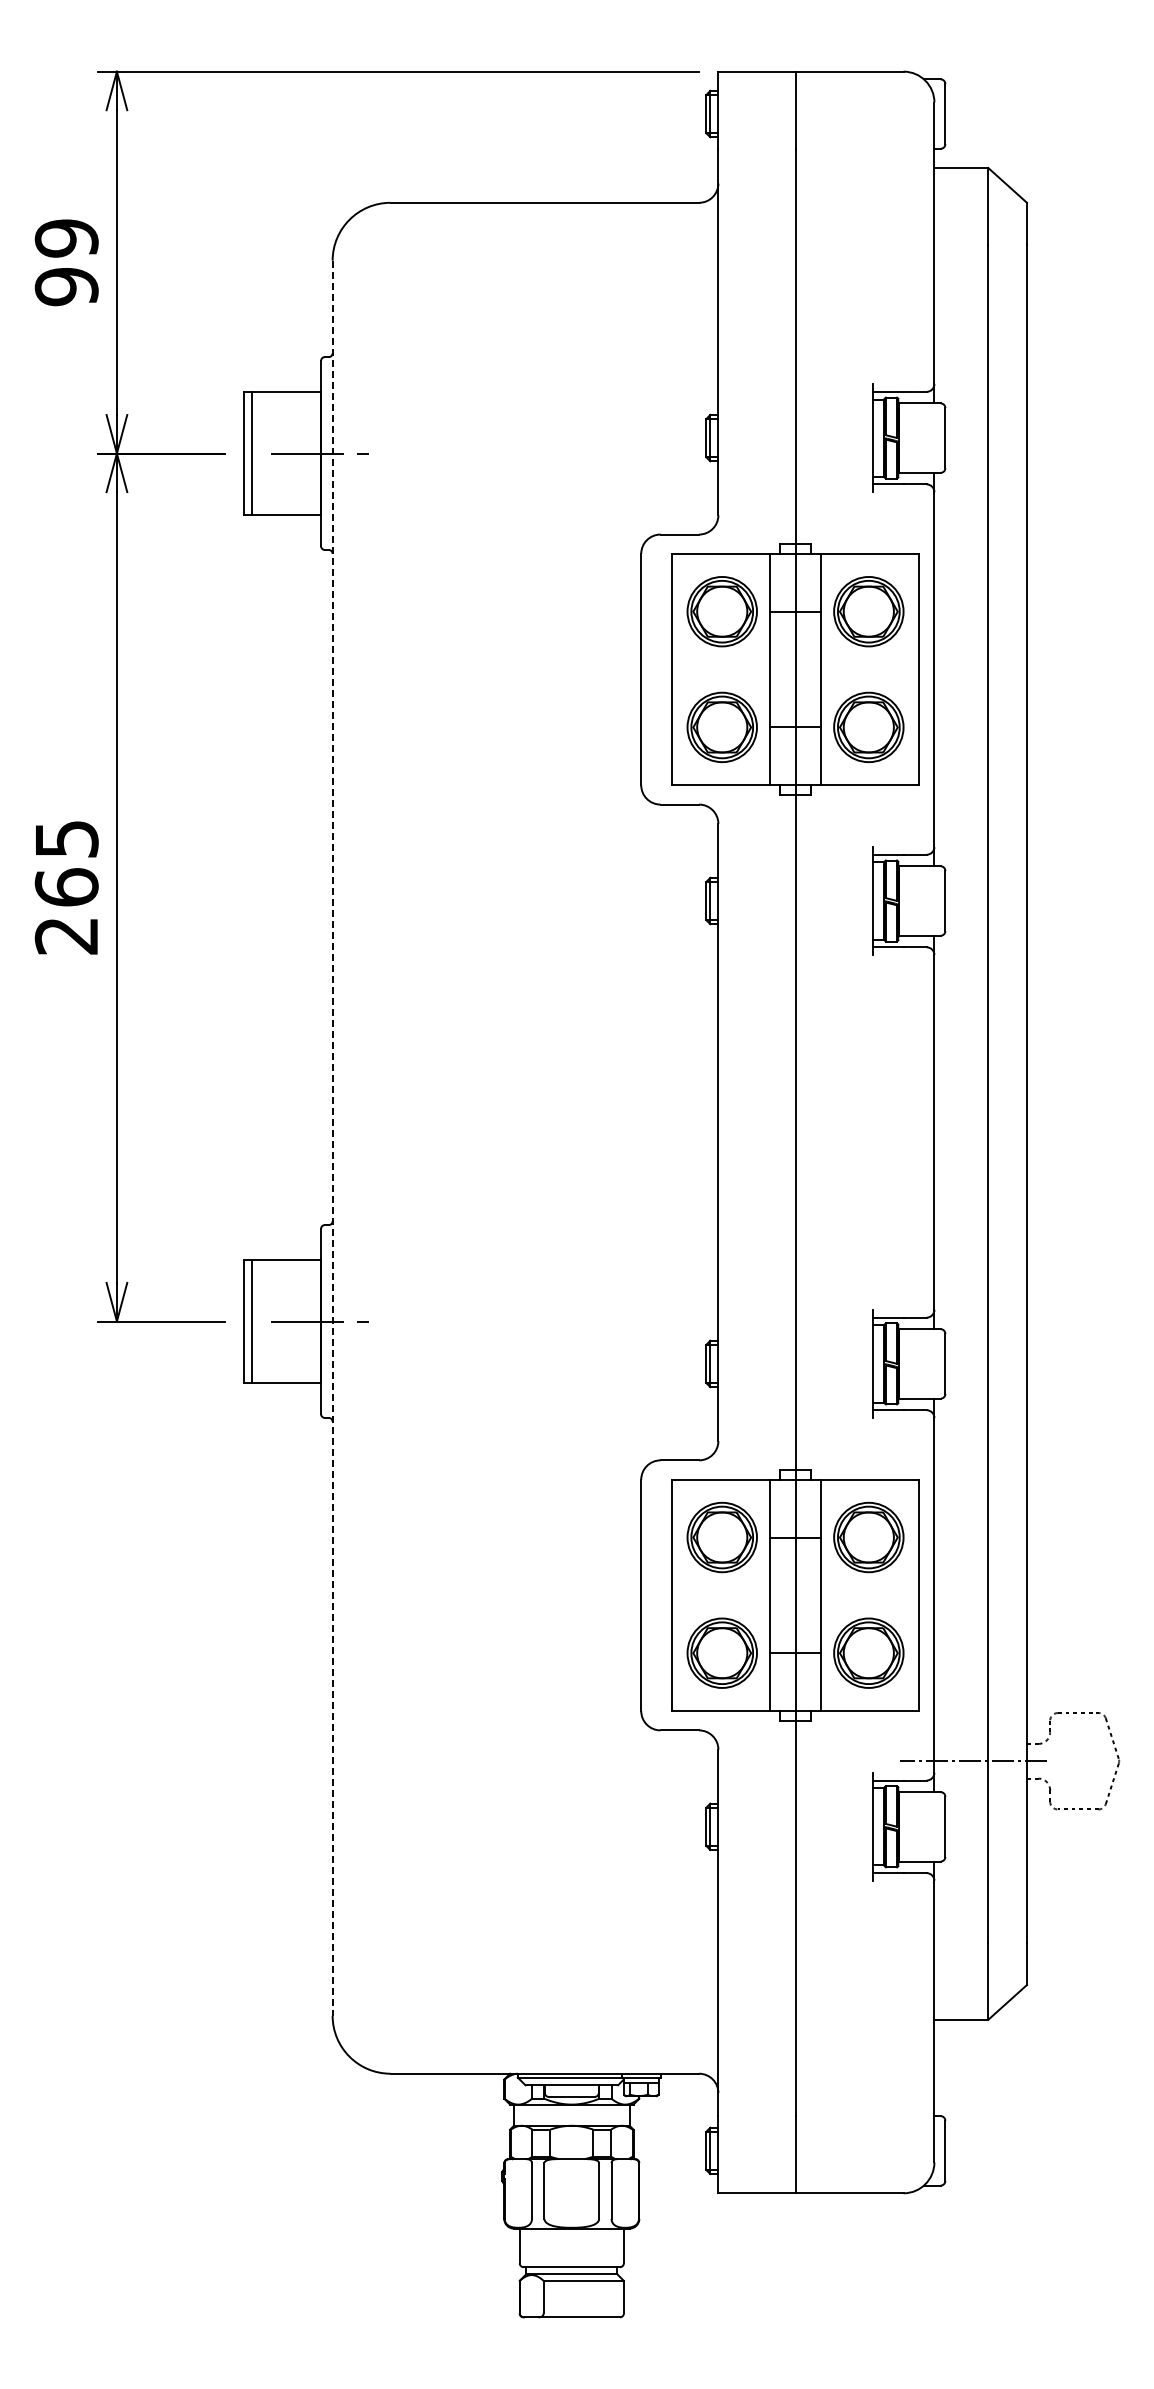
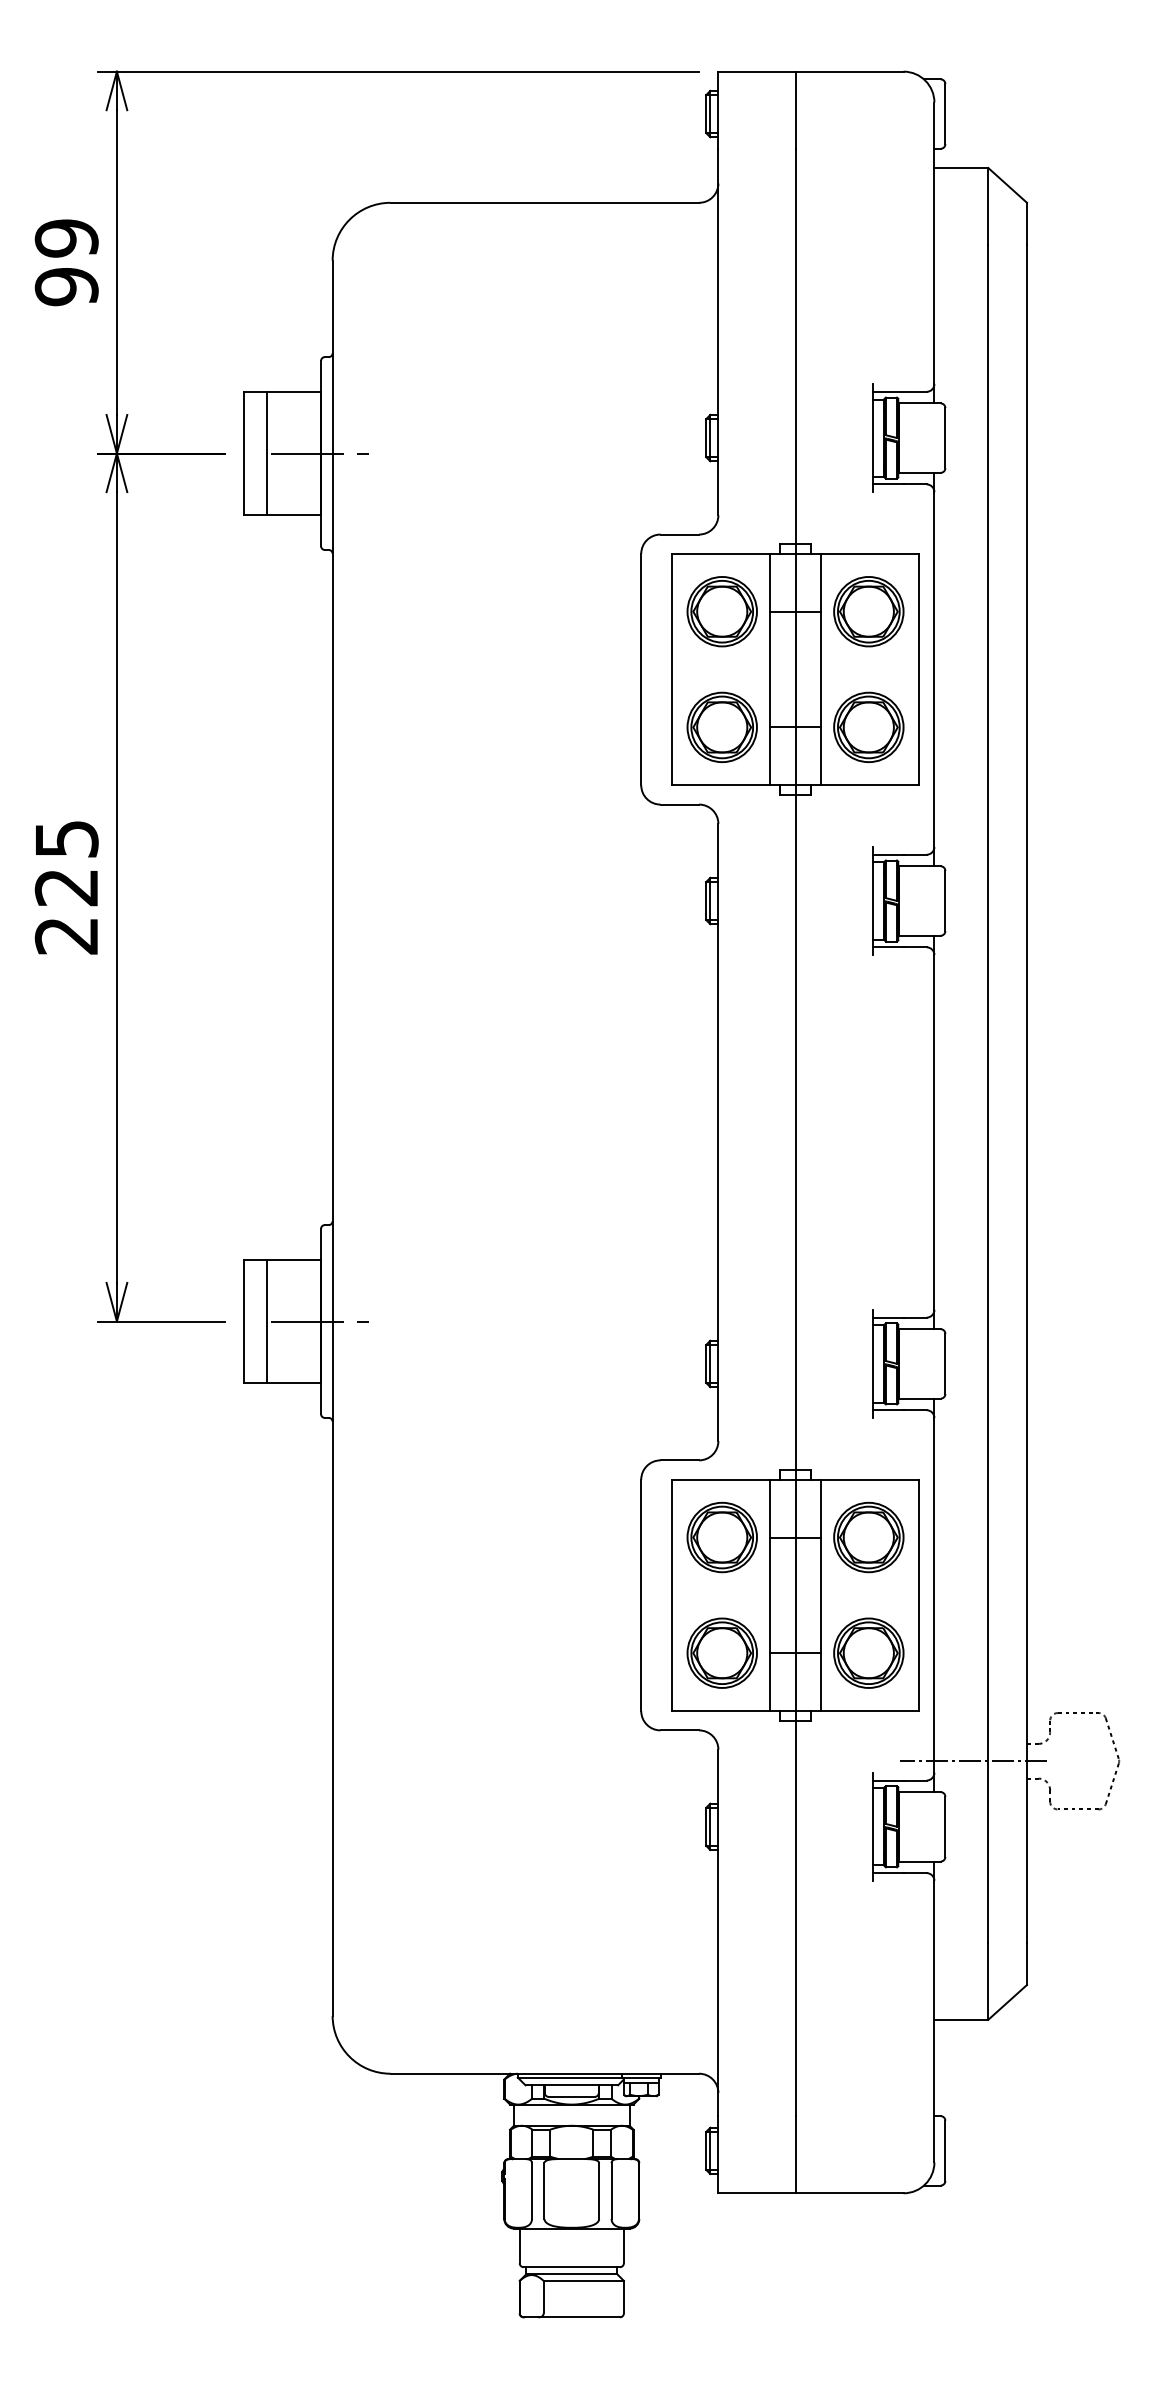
line position: (252, 453) -> (267, 453) (267, 453)
text: 265 -> 225 (66, 887)
line: dashed -> solid (332, 1138)
line position: (252, 1321) -> (267, 1321) (267, 1321)
